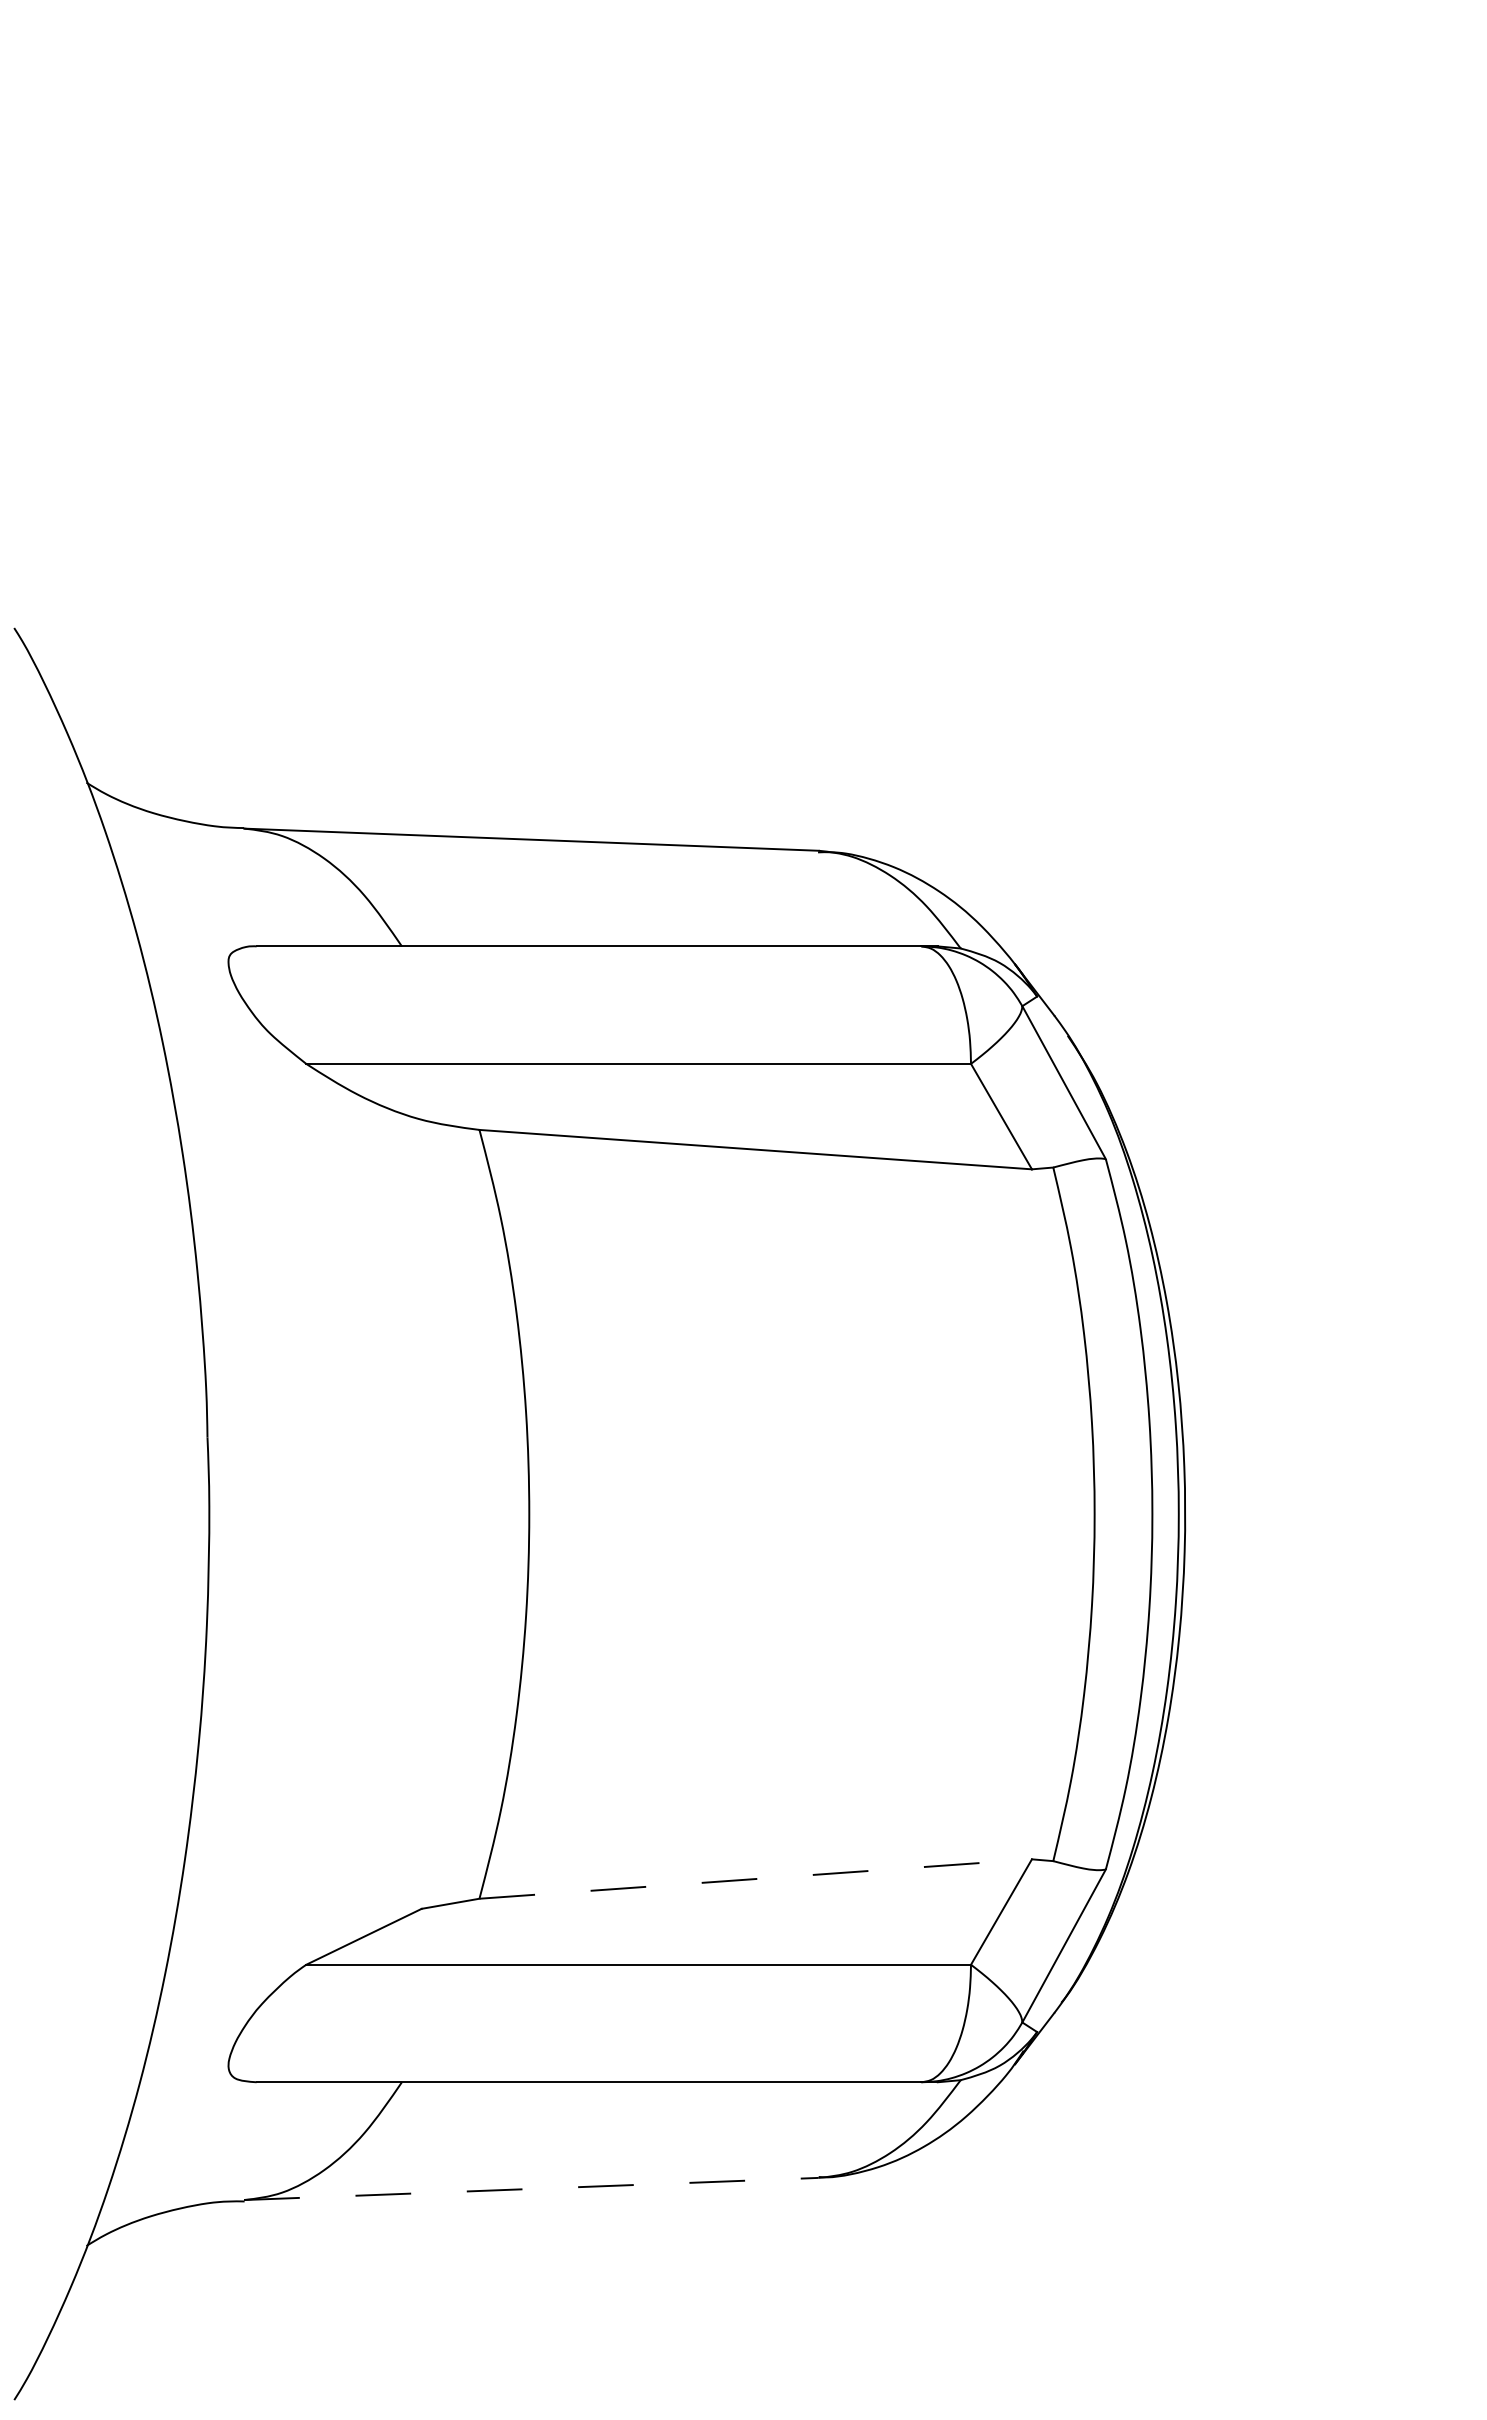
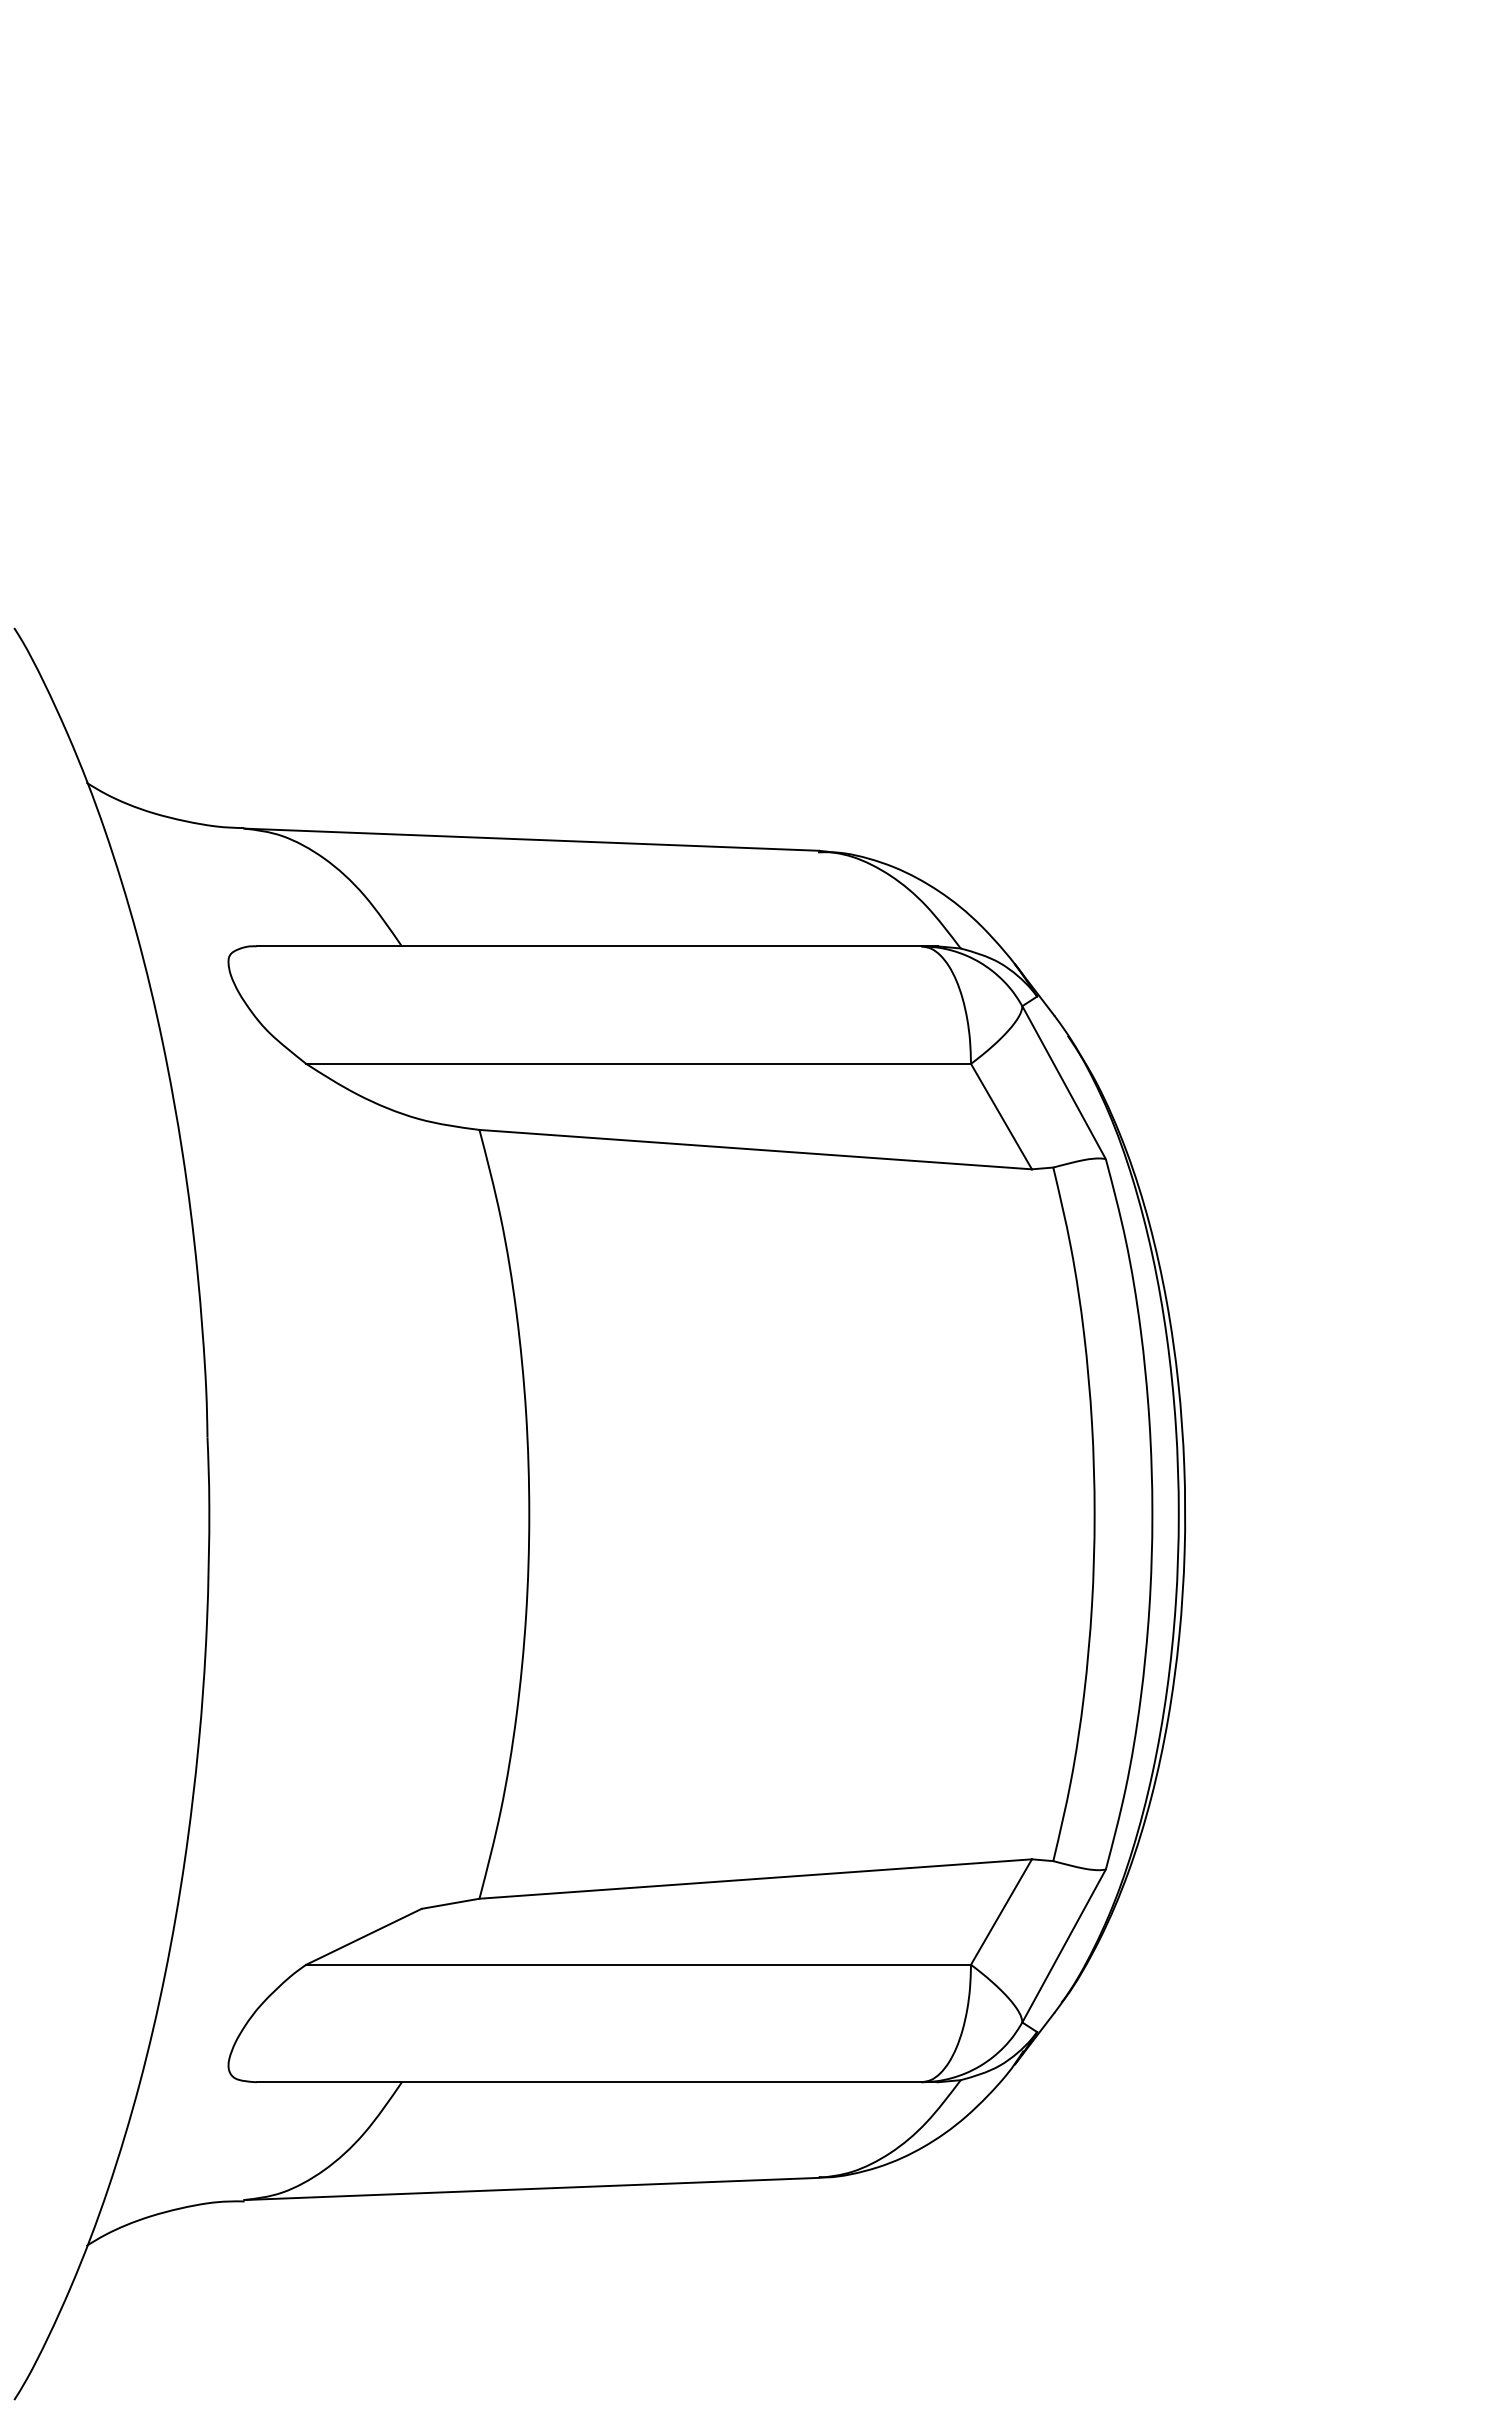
line: dashed -> solid (755, 1879)
line: dashed -> solid (531, 2188)
